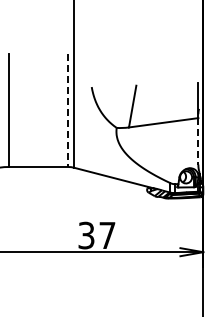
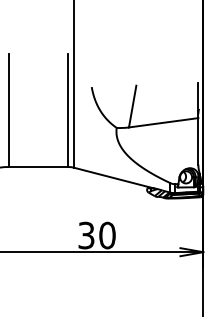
line: dashed -> solid (68, 111)
line: dashed -> solid (198, 141)
text: 37 -> 30 (107, 235)
